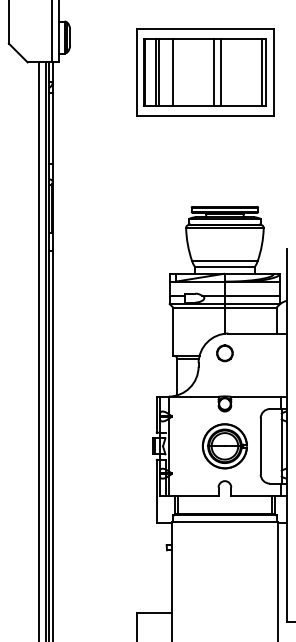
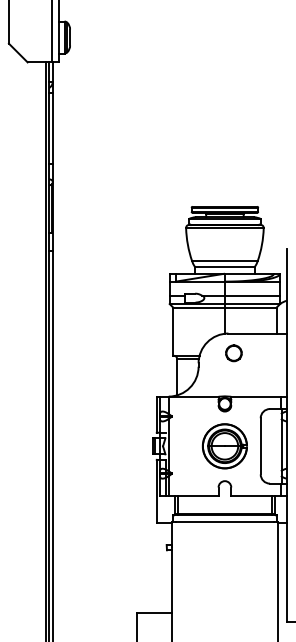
part: present -> none (205, 72)
line: present -> none (38, 350)
part position: (224, 353) -> (233, 353) (233, 353)
